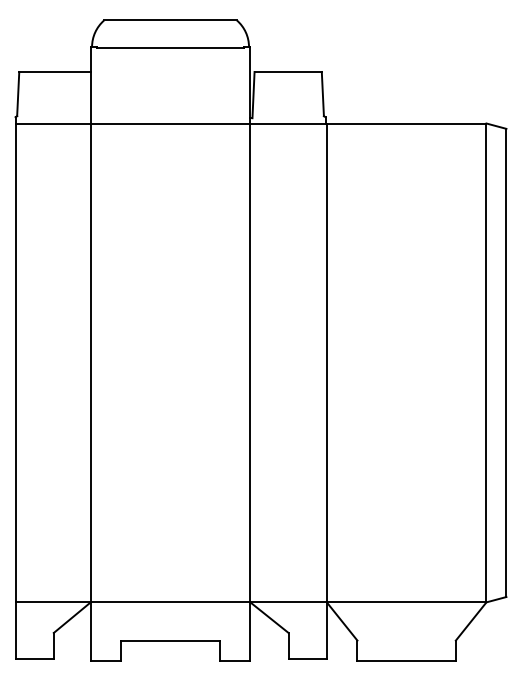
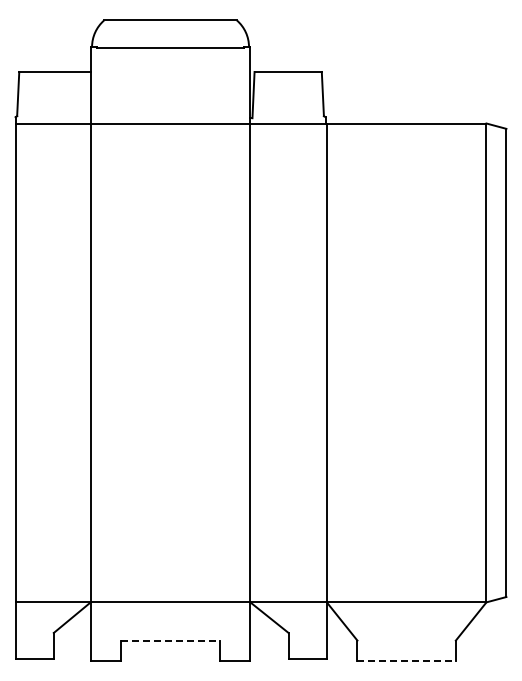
line: solid -> dashed (171, 640)
line: solid -> dashed (407, 660)
